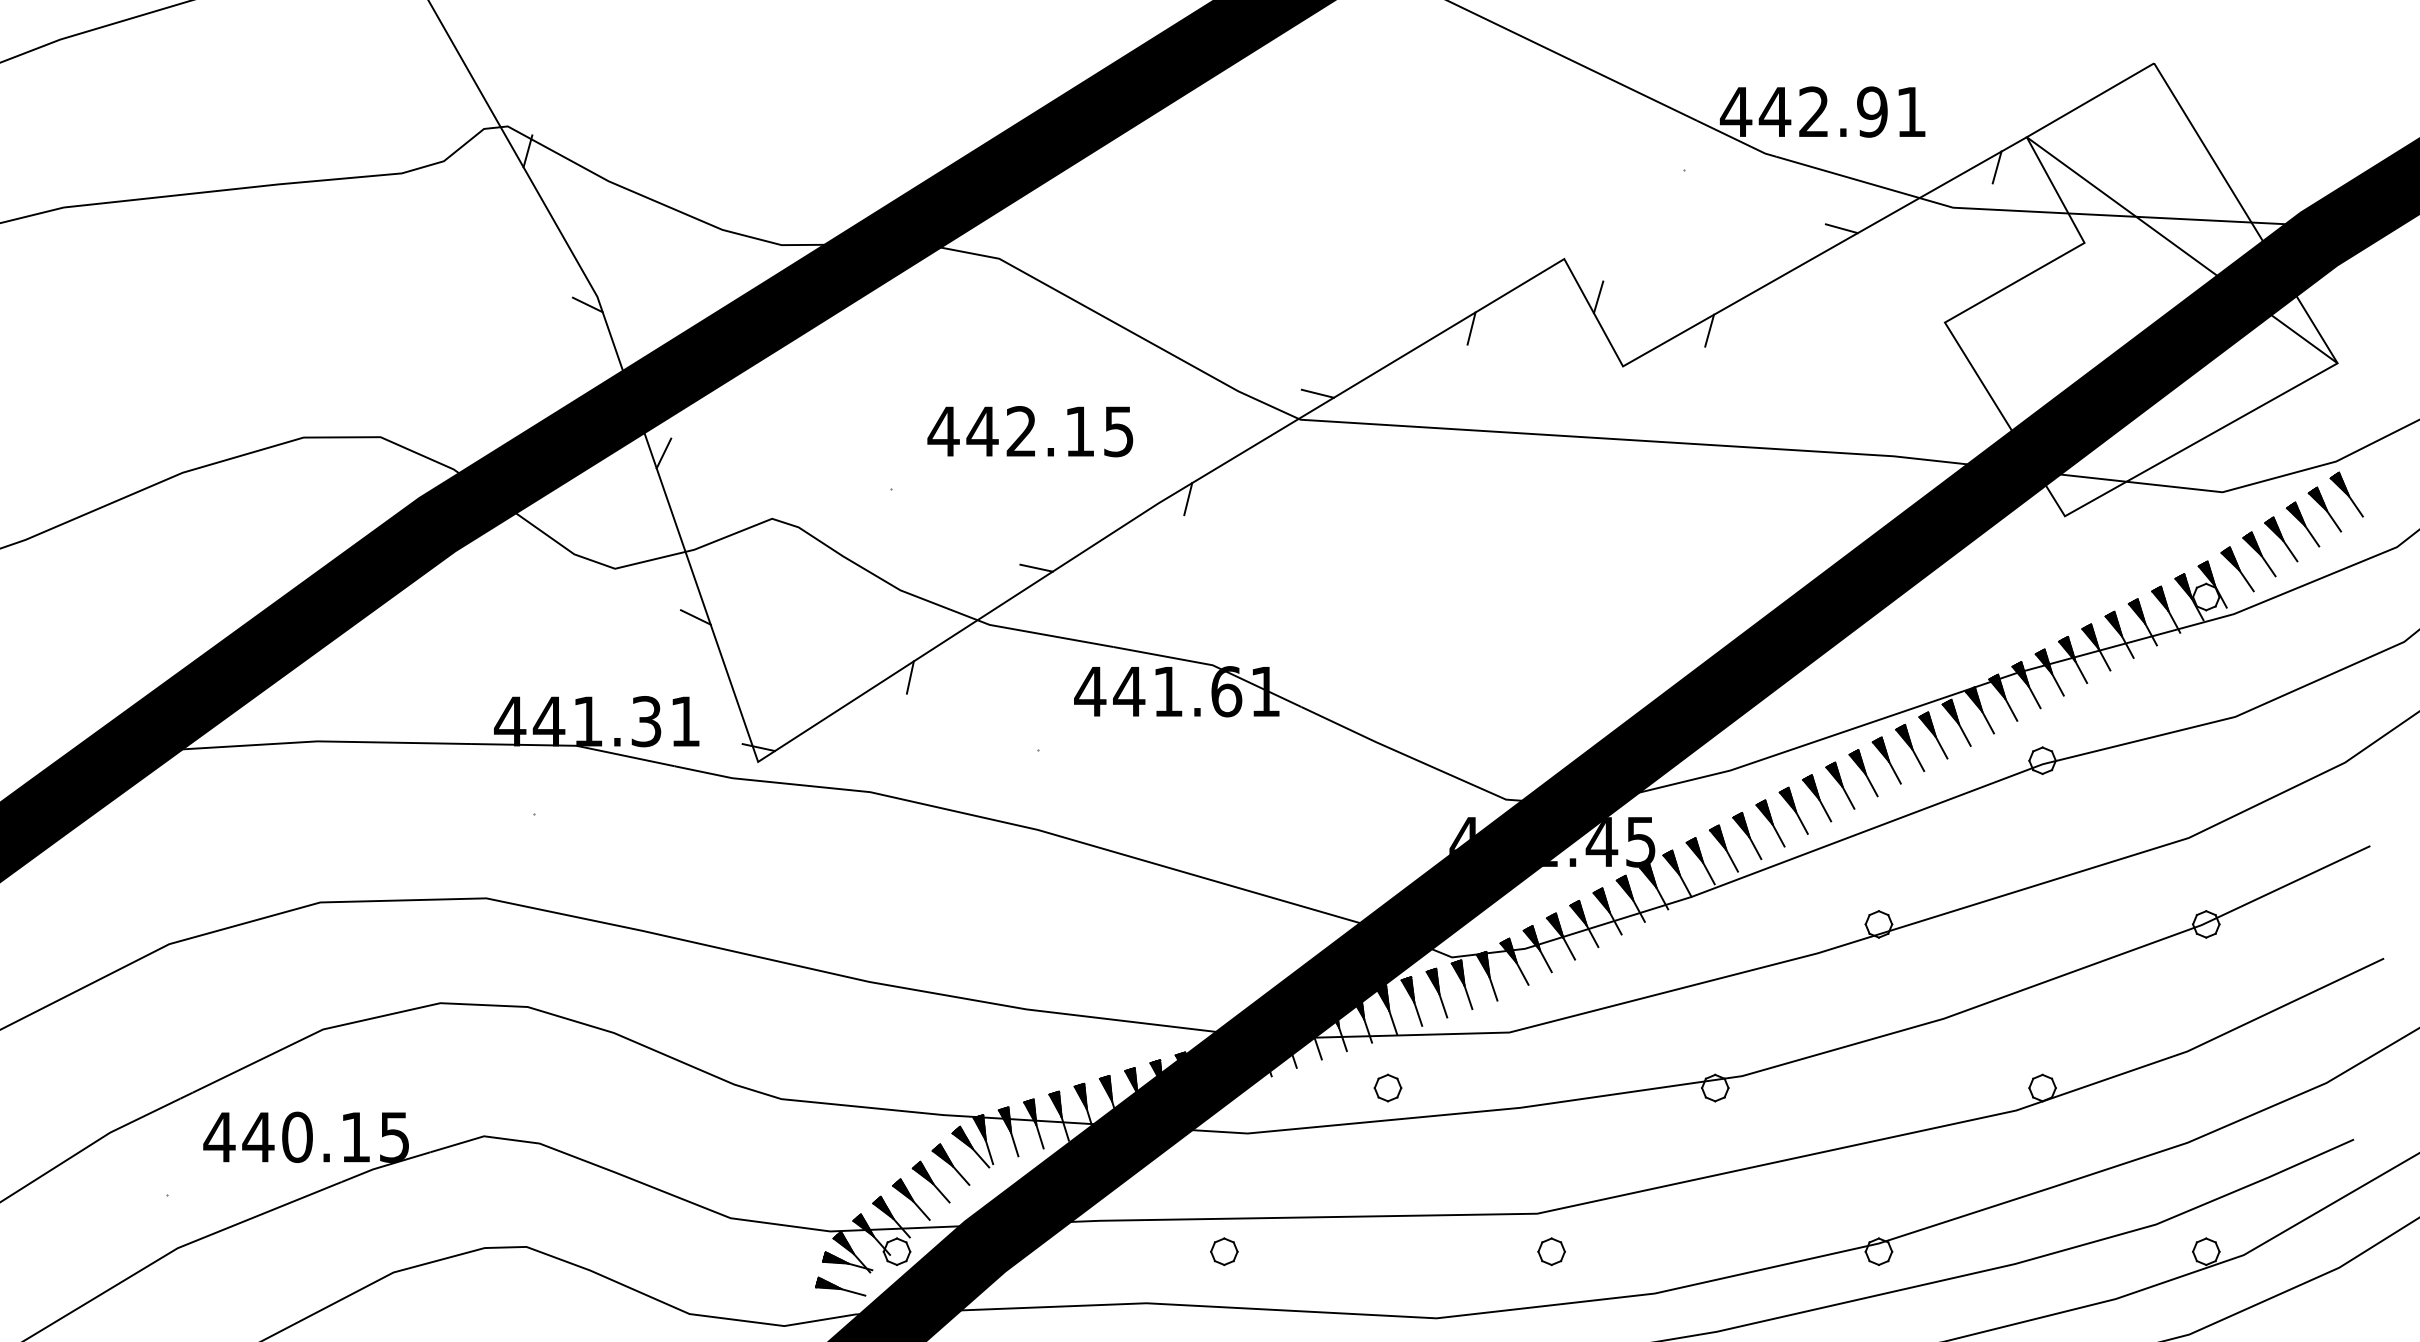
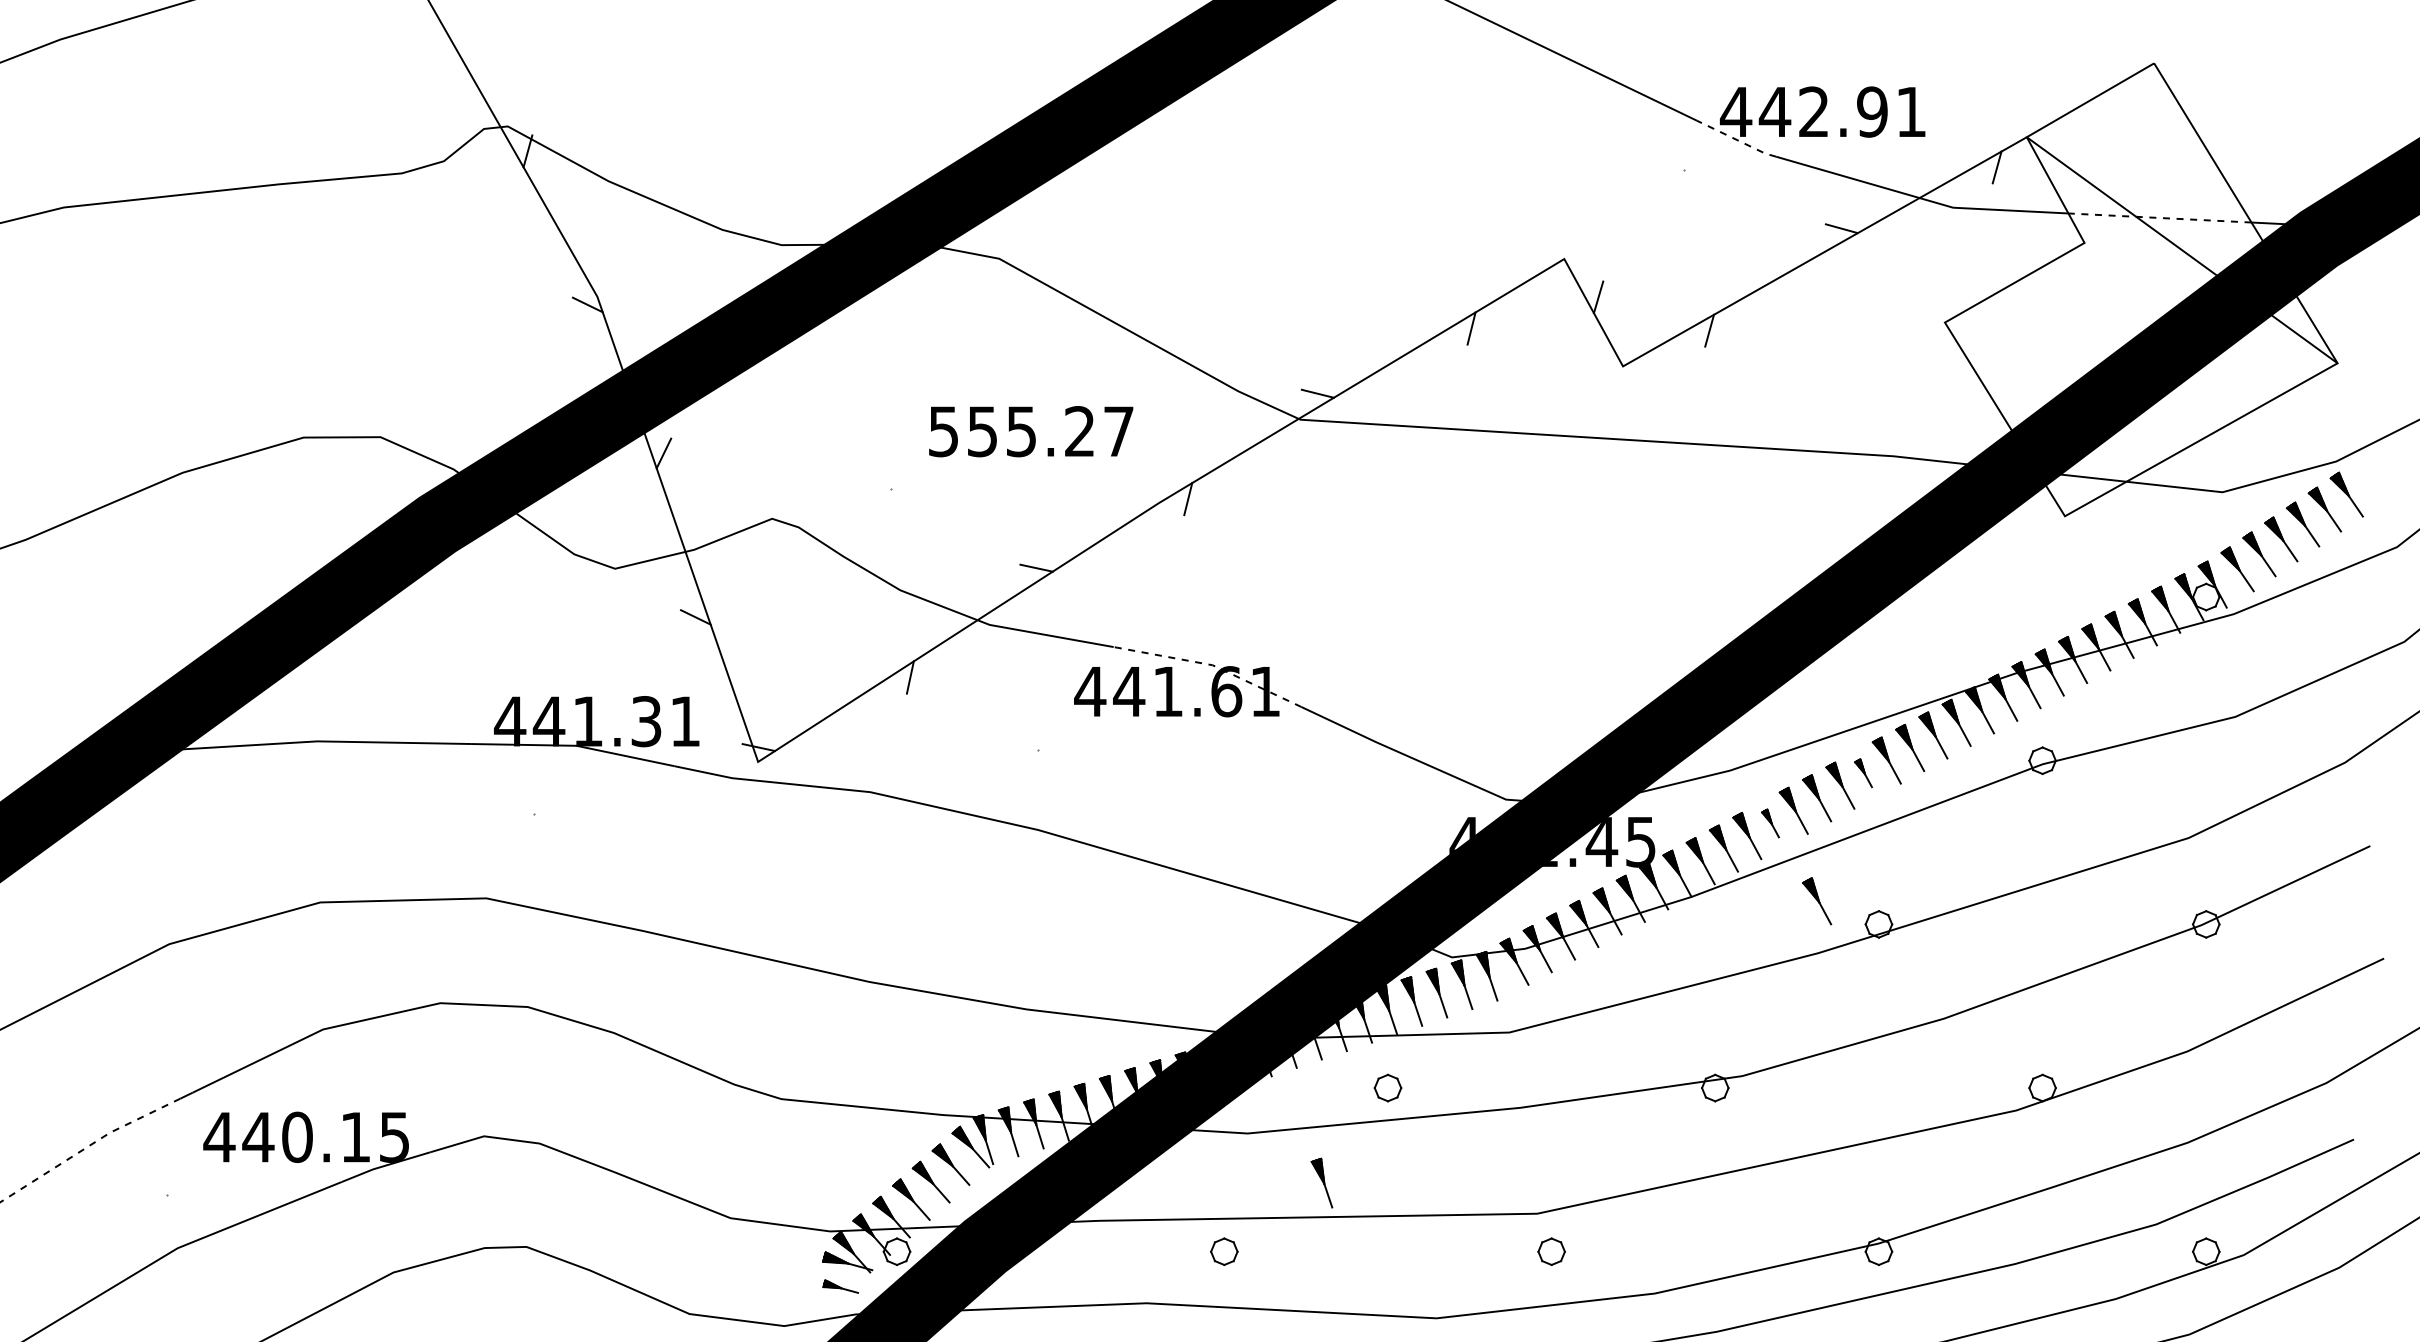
line: solid -> dashed (1736, 139)
line: solid -> dashed (2159, 218)
text: 442.15 -> 555.27 (1030, 431)
line: solid -> dashed (1210, 664)
part size: 31x49 px -> 19x31 px (1863, 773)
part size: 31x49 px -> 19x31 px (1770, 823)
part: none -> present (1817, 901)
line: solid -> dashed (88, 1146)
part: none -> present (1321, 1182)
part size: 52x21 px -> 37x15 px (840, 1286)
